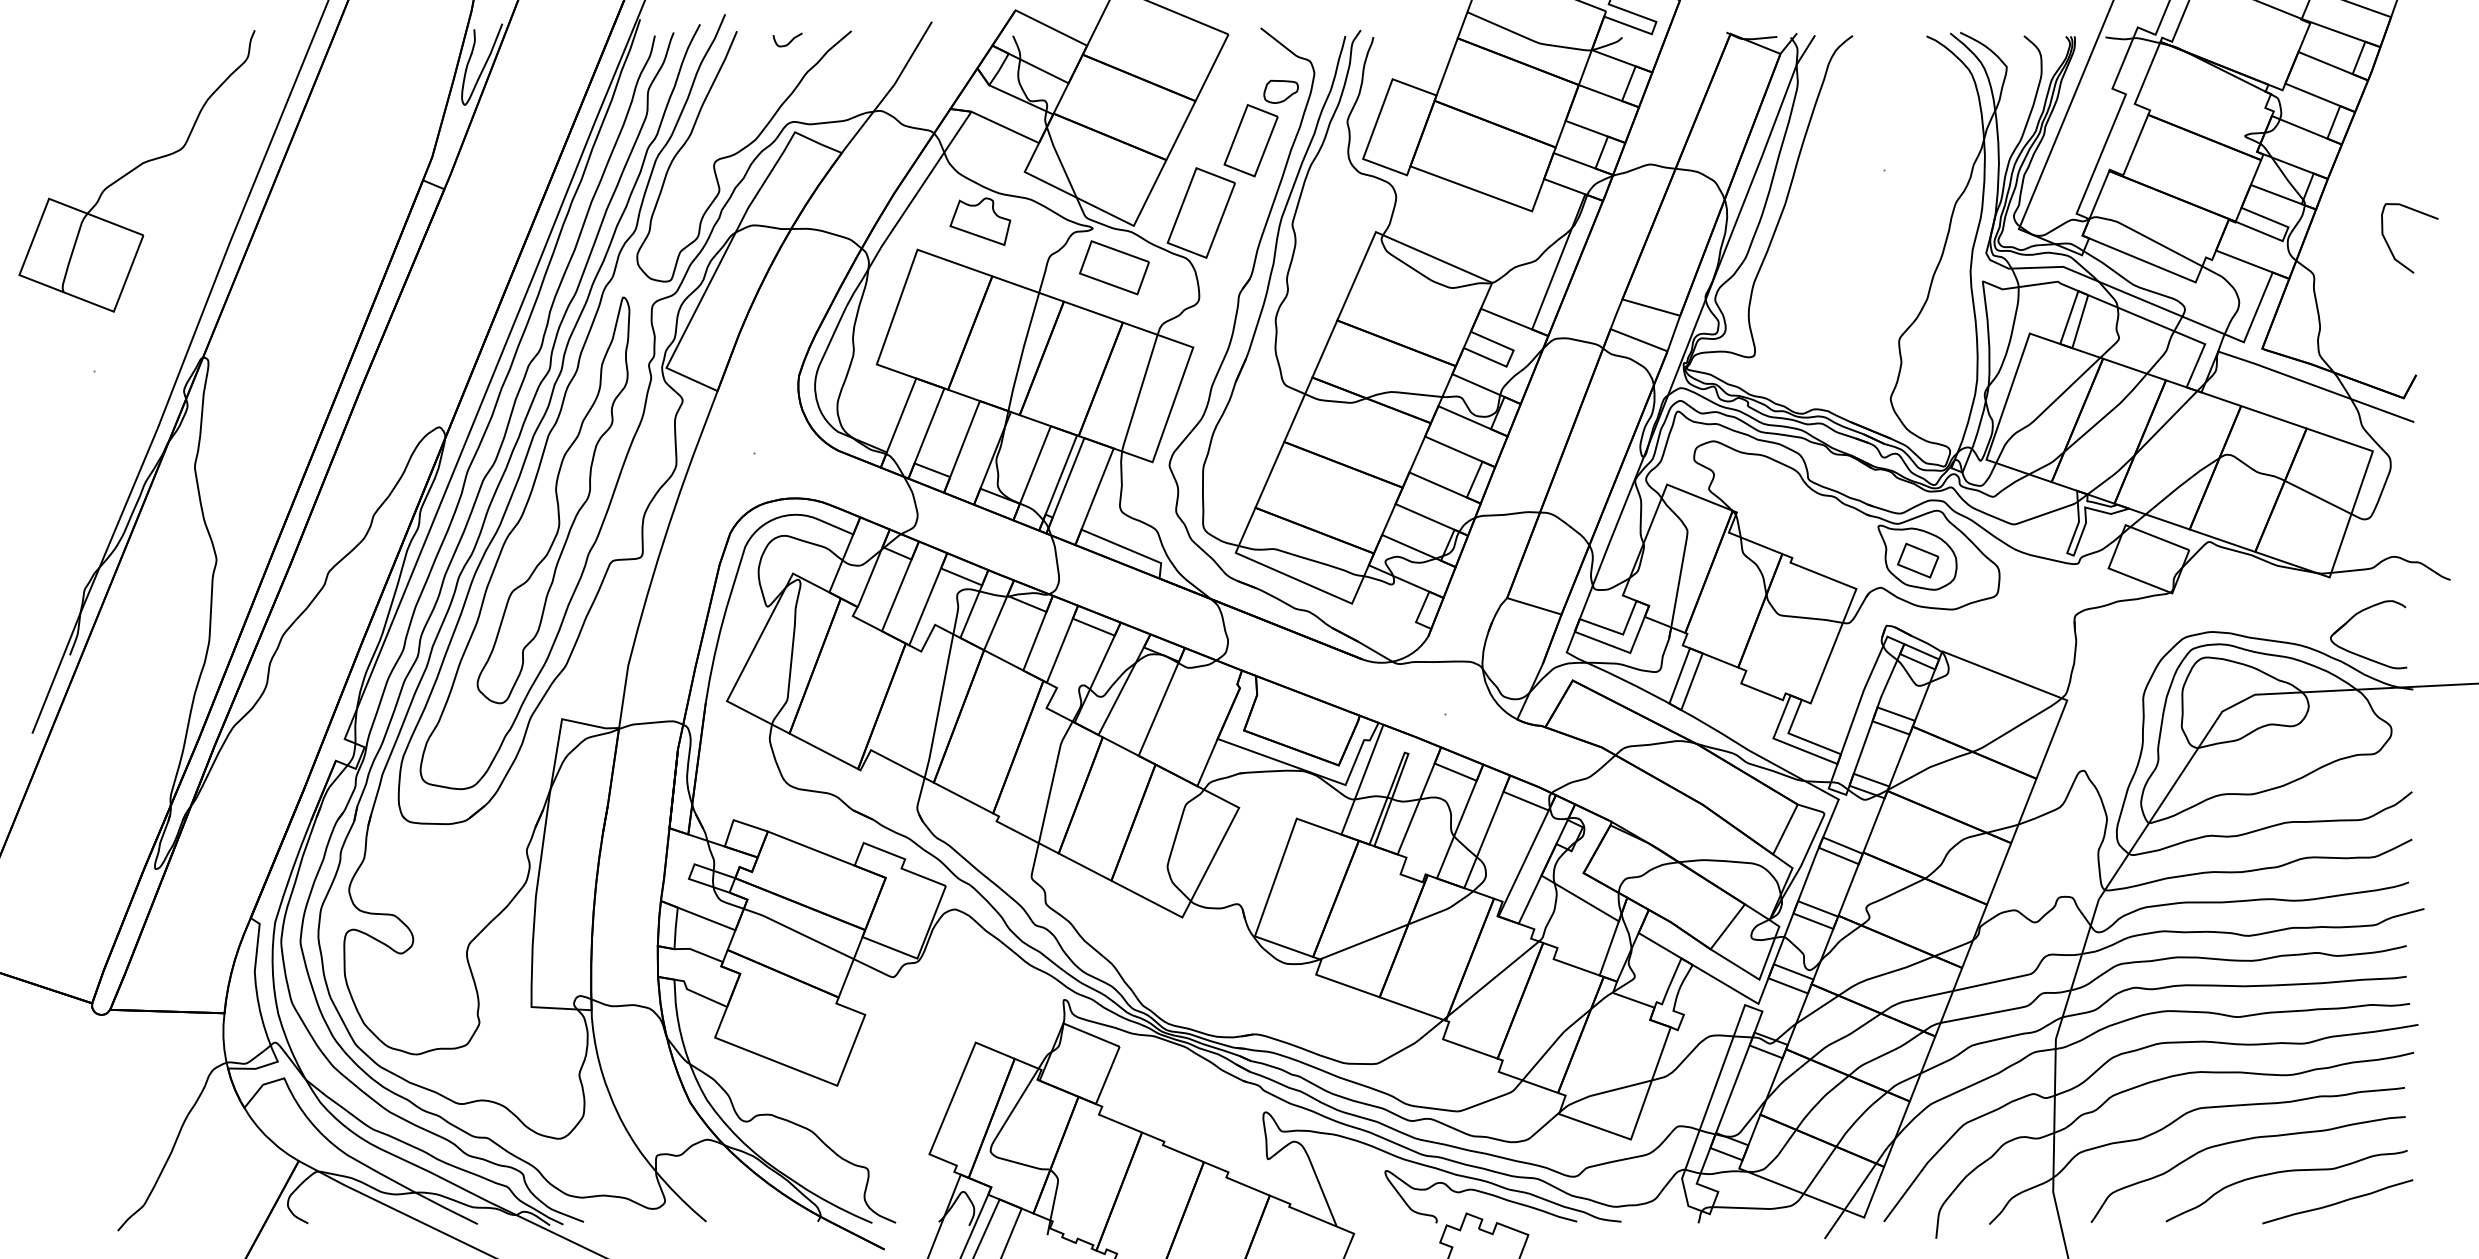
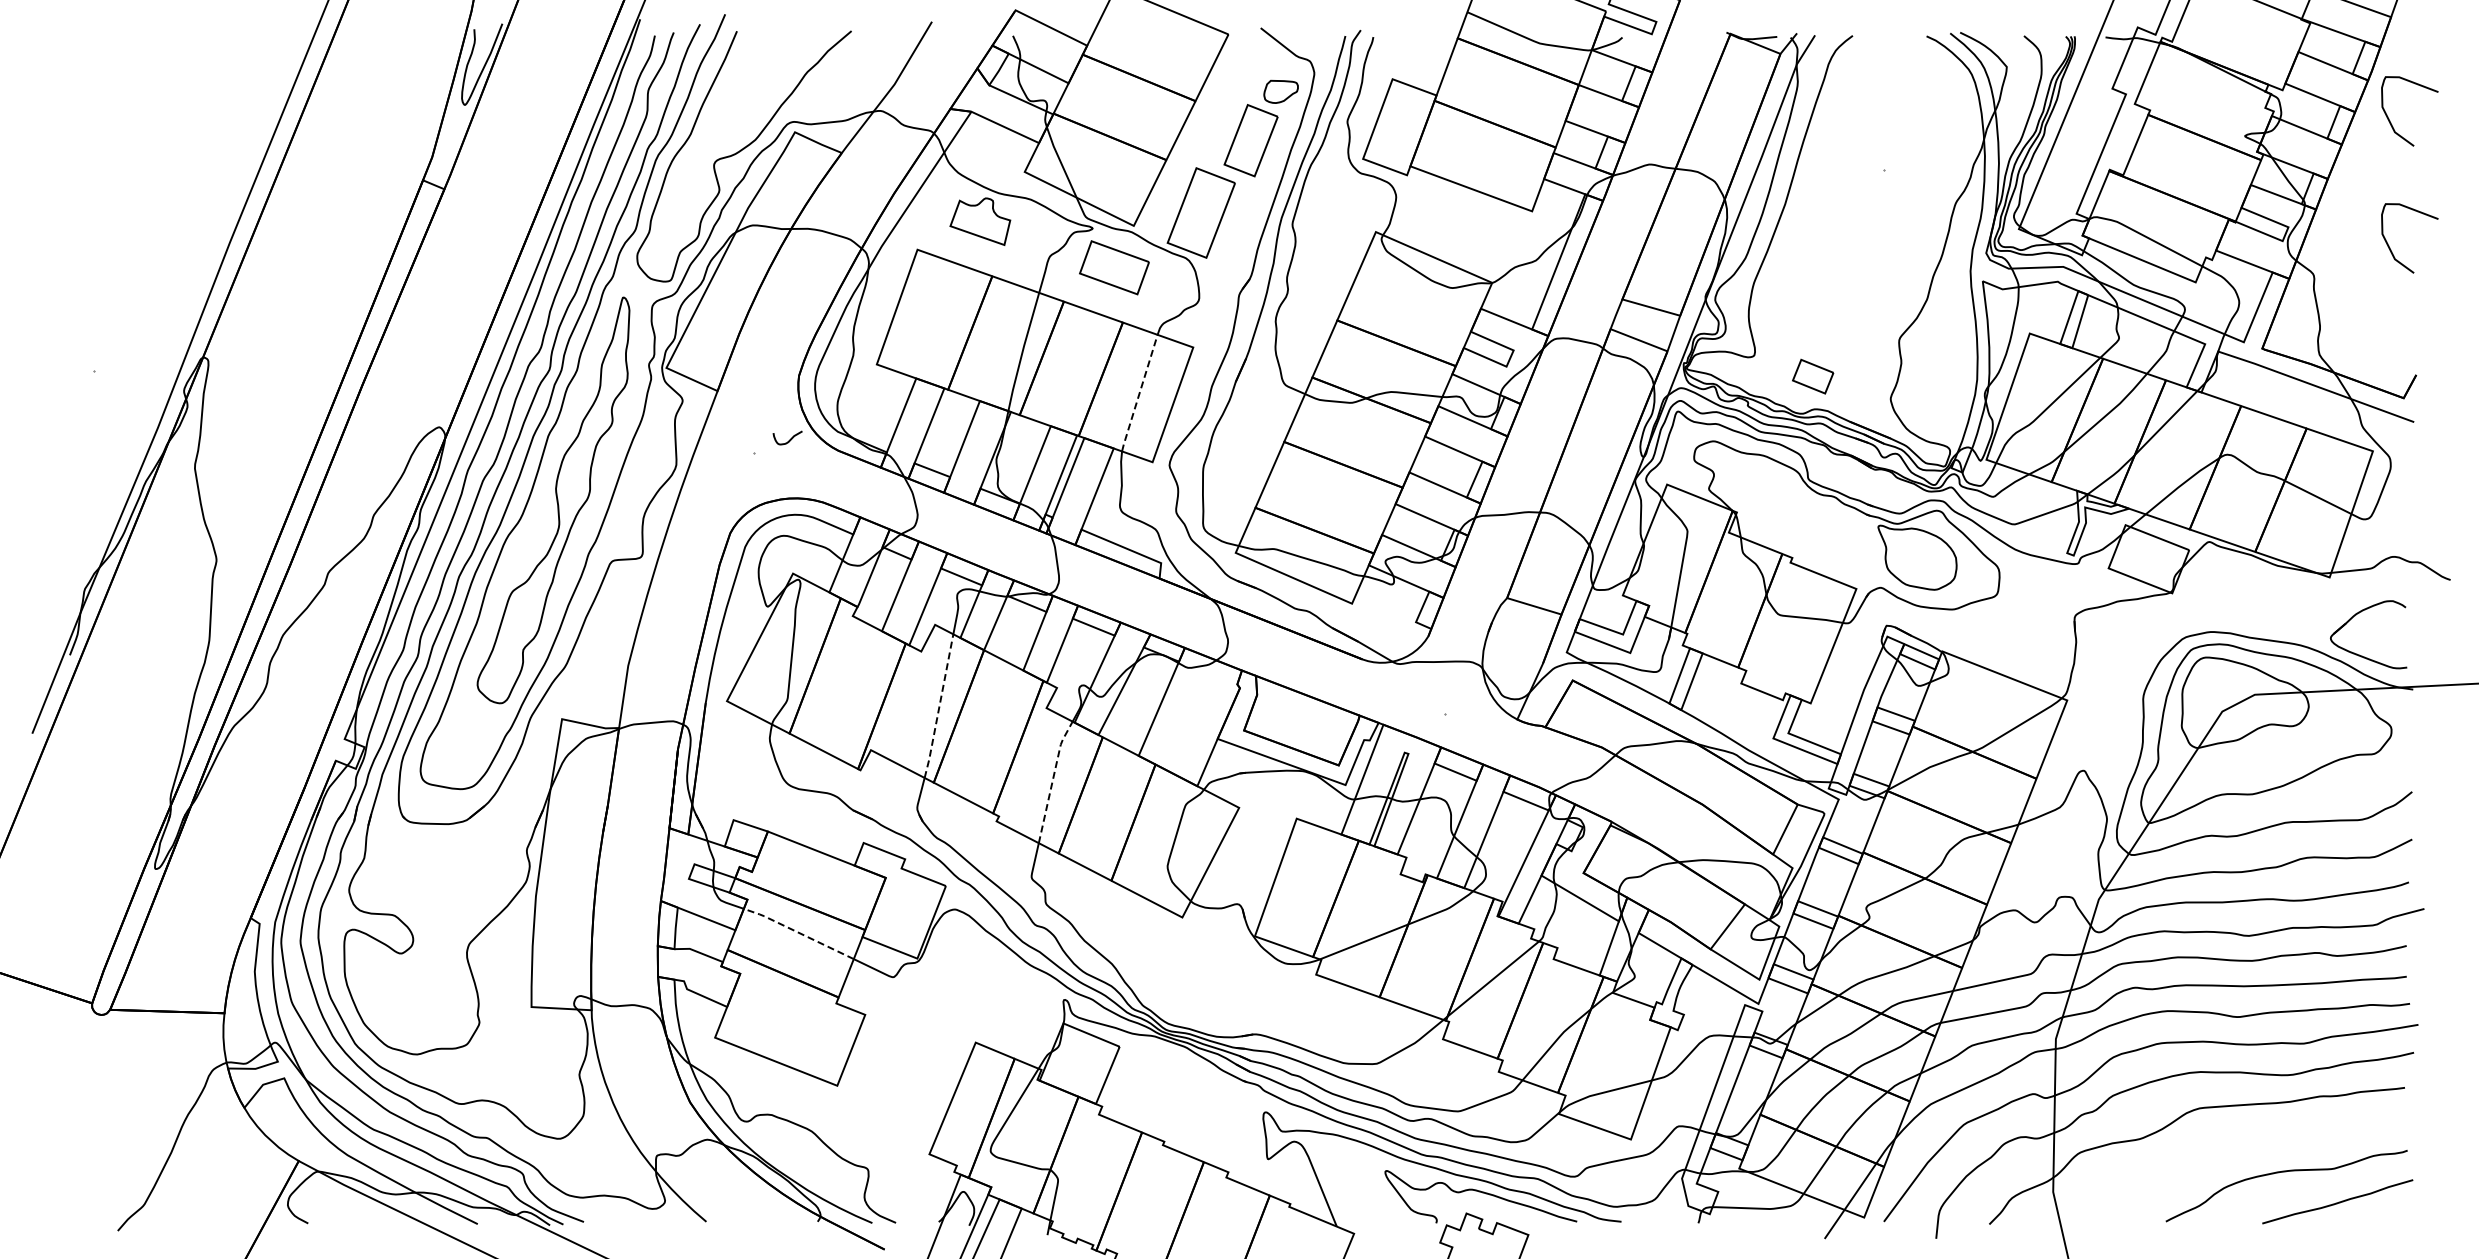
curve position: (789, 41) -> (789, 439) (789, 439)
curve: none -> present (2390, 120)
part: present -> none (136, 171)
line: solid -> dashed (1139, 394)
part position: (1918, 560) -> (1813, 376) (1813, 376)
line: solid -> dashed (939, 706)
line: solid -> dashed (1052, 779)
line: solid -> dashed (798, 932)
curve: present -> none (2242, 1141)
